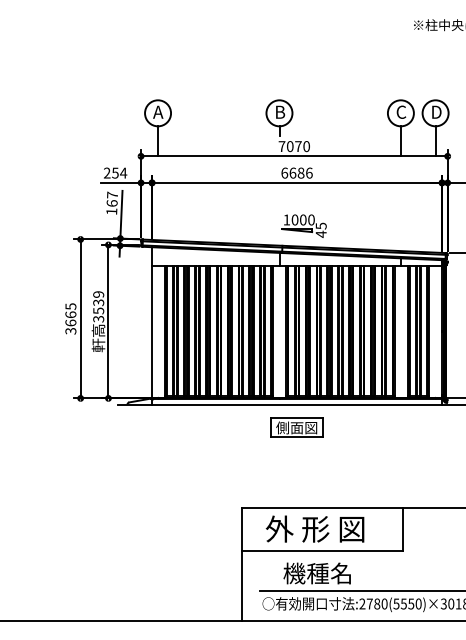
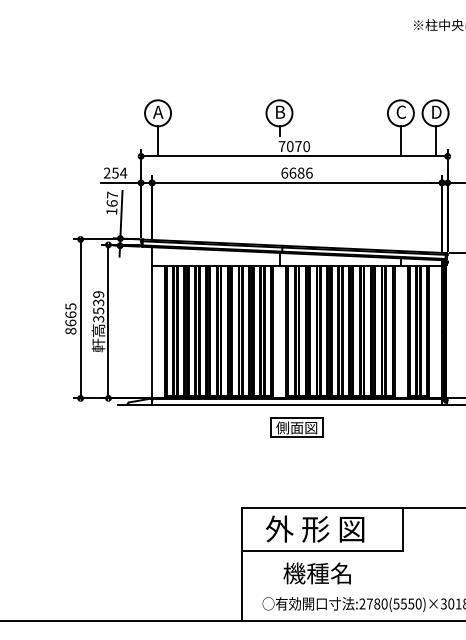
part: present -> none (303, 225)
text: 3665 -> 8665 (70, 330)
line: present -> none (360, 590)
